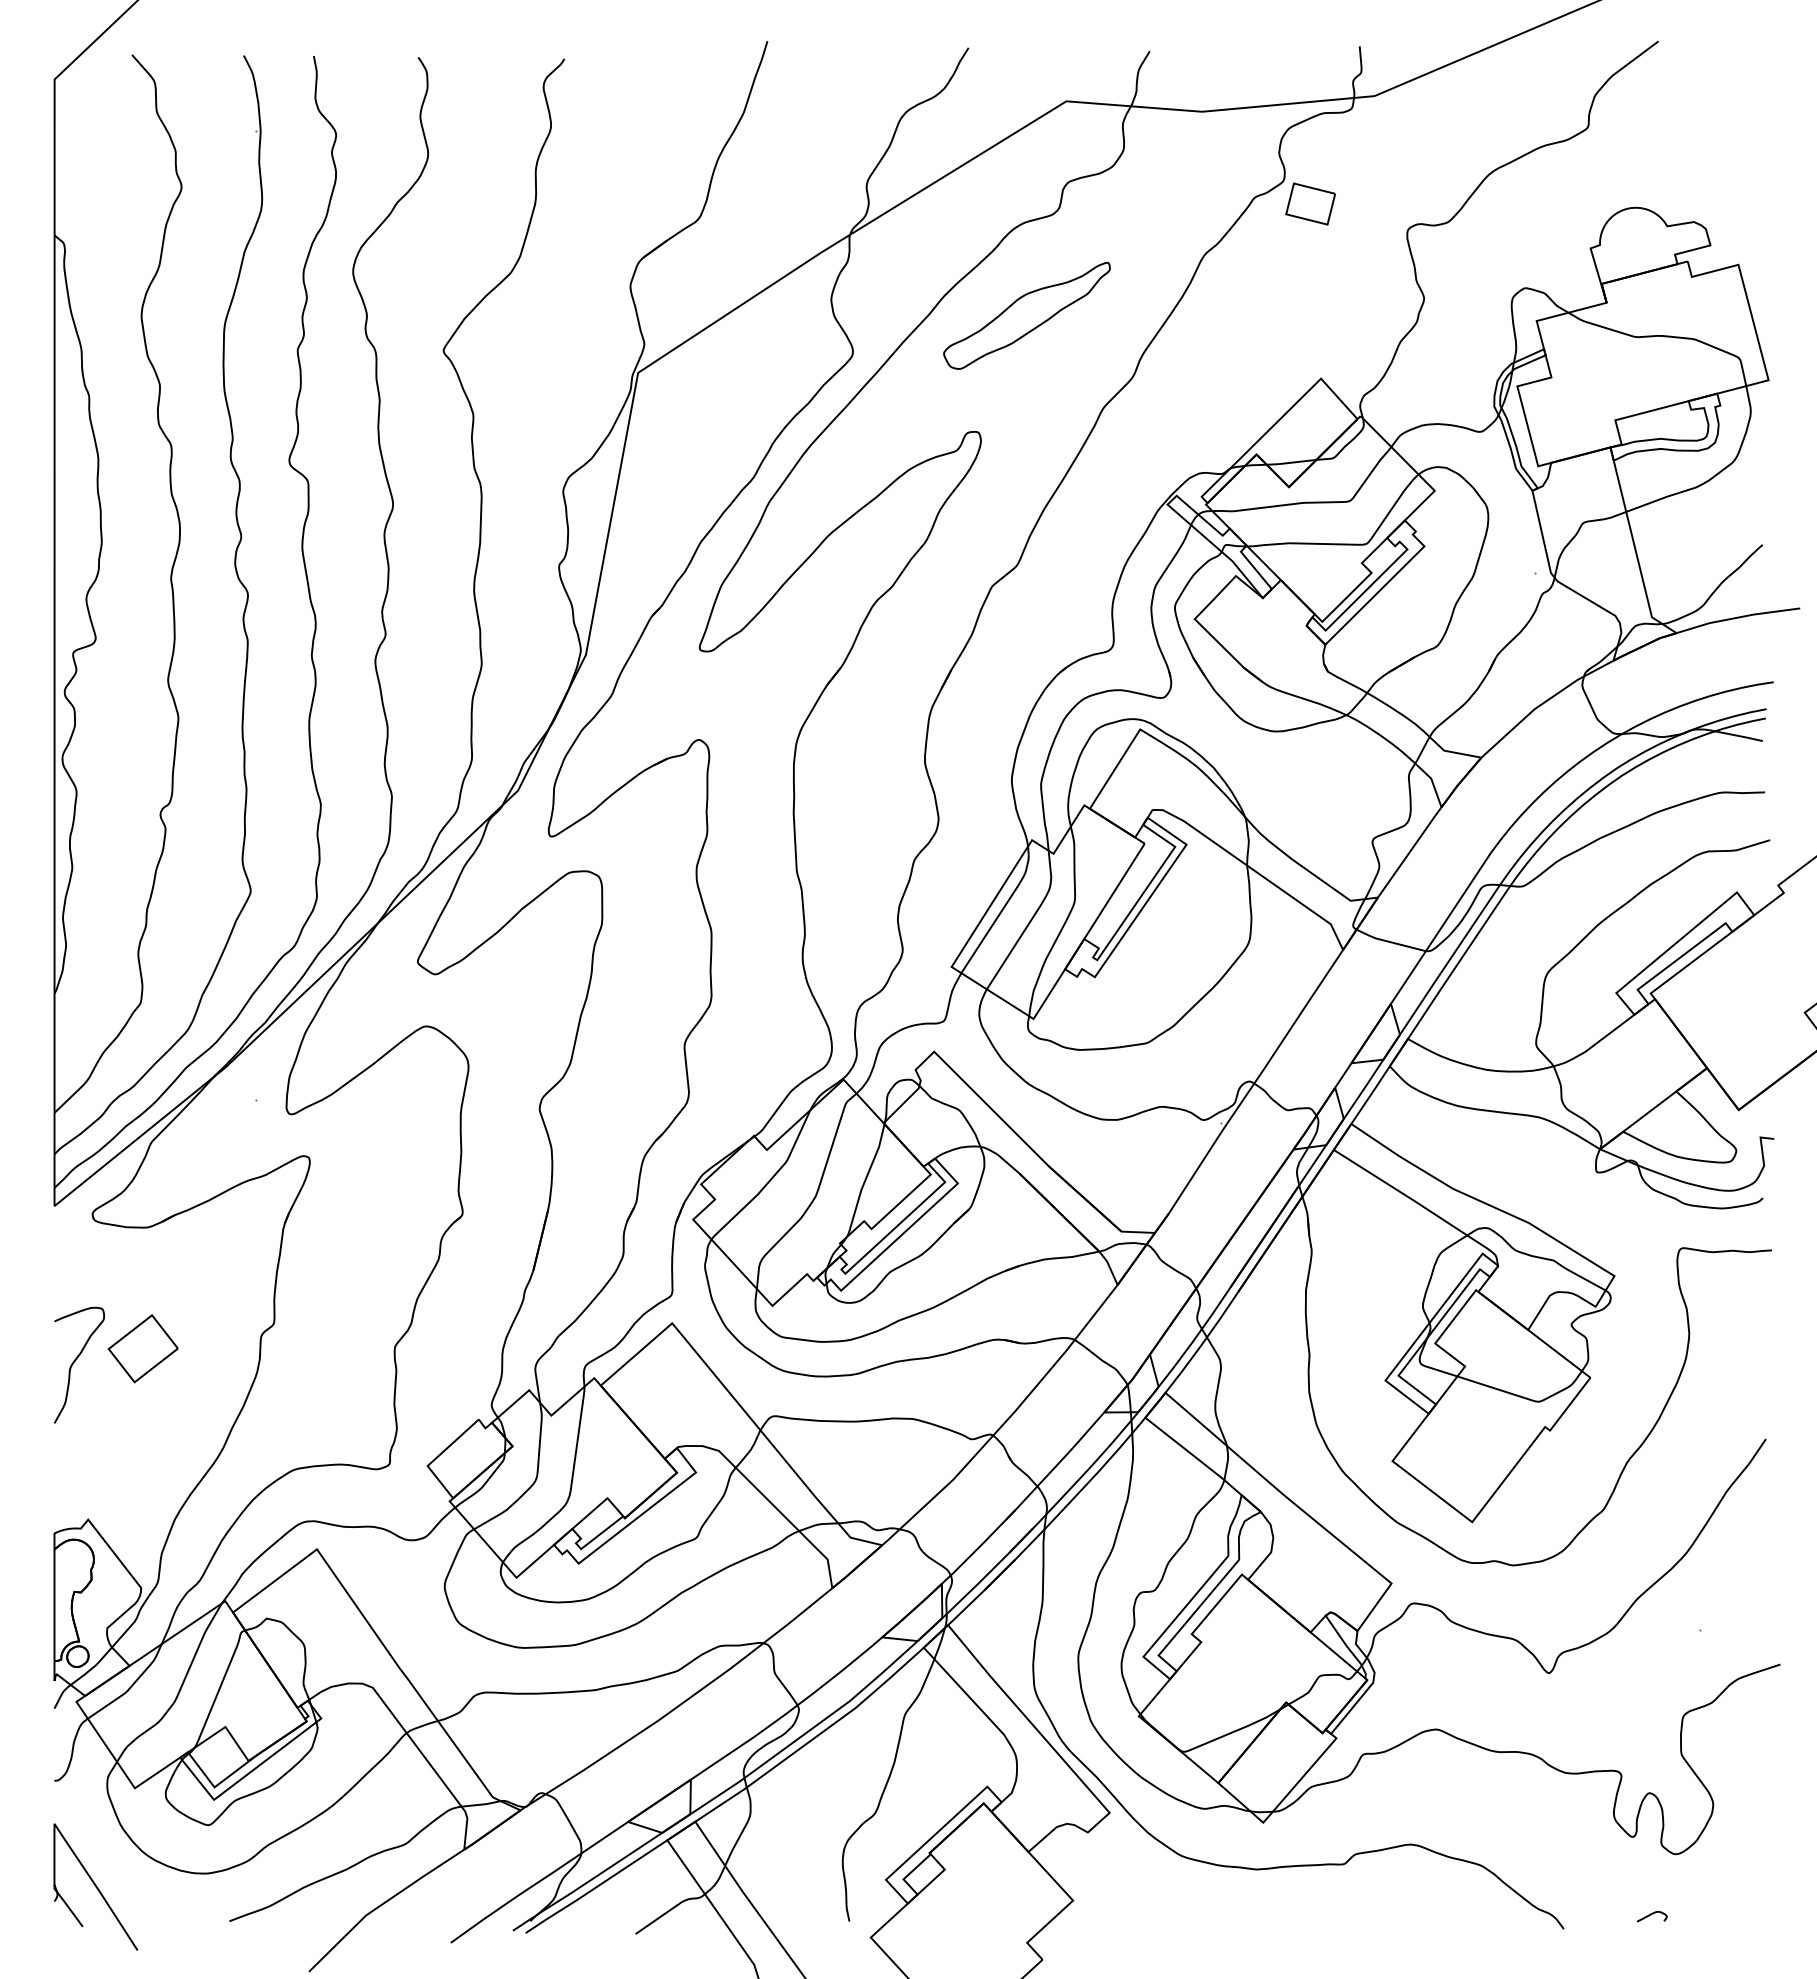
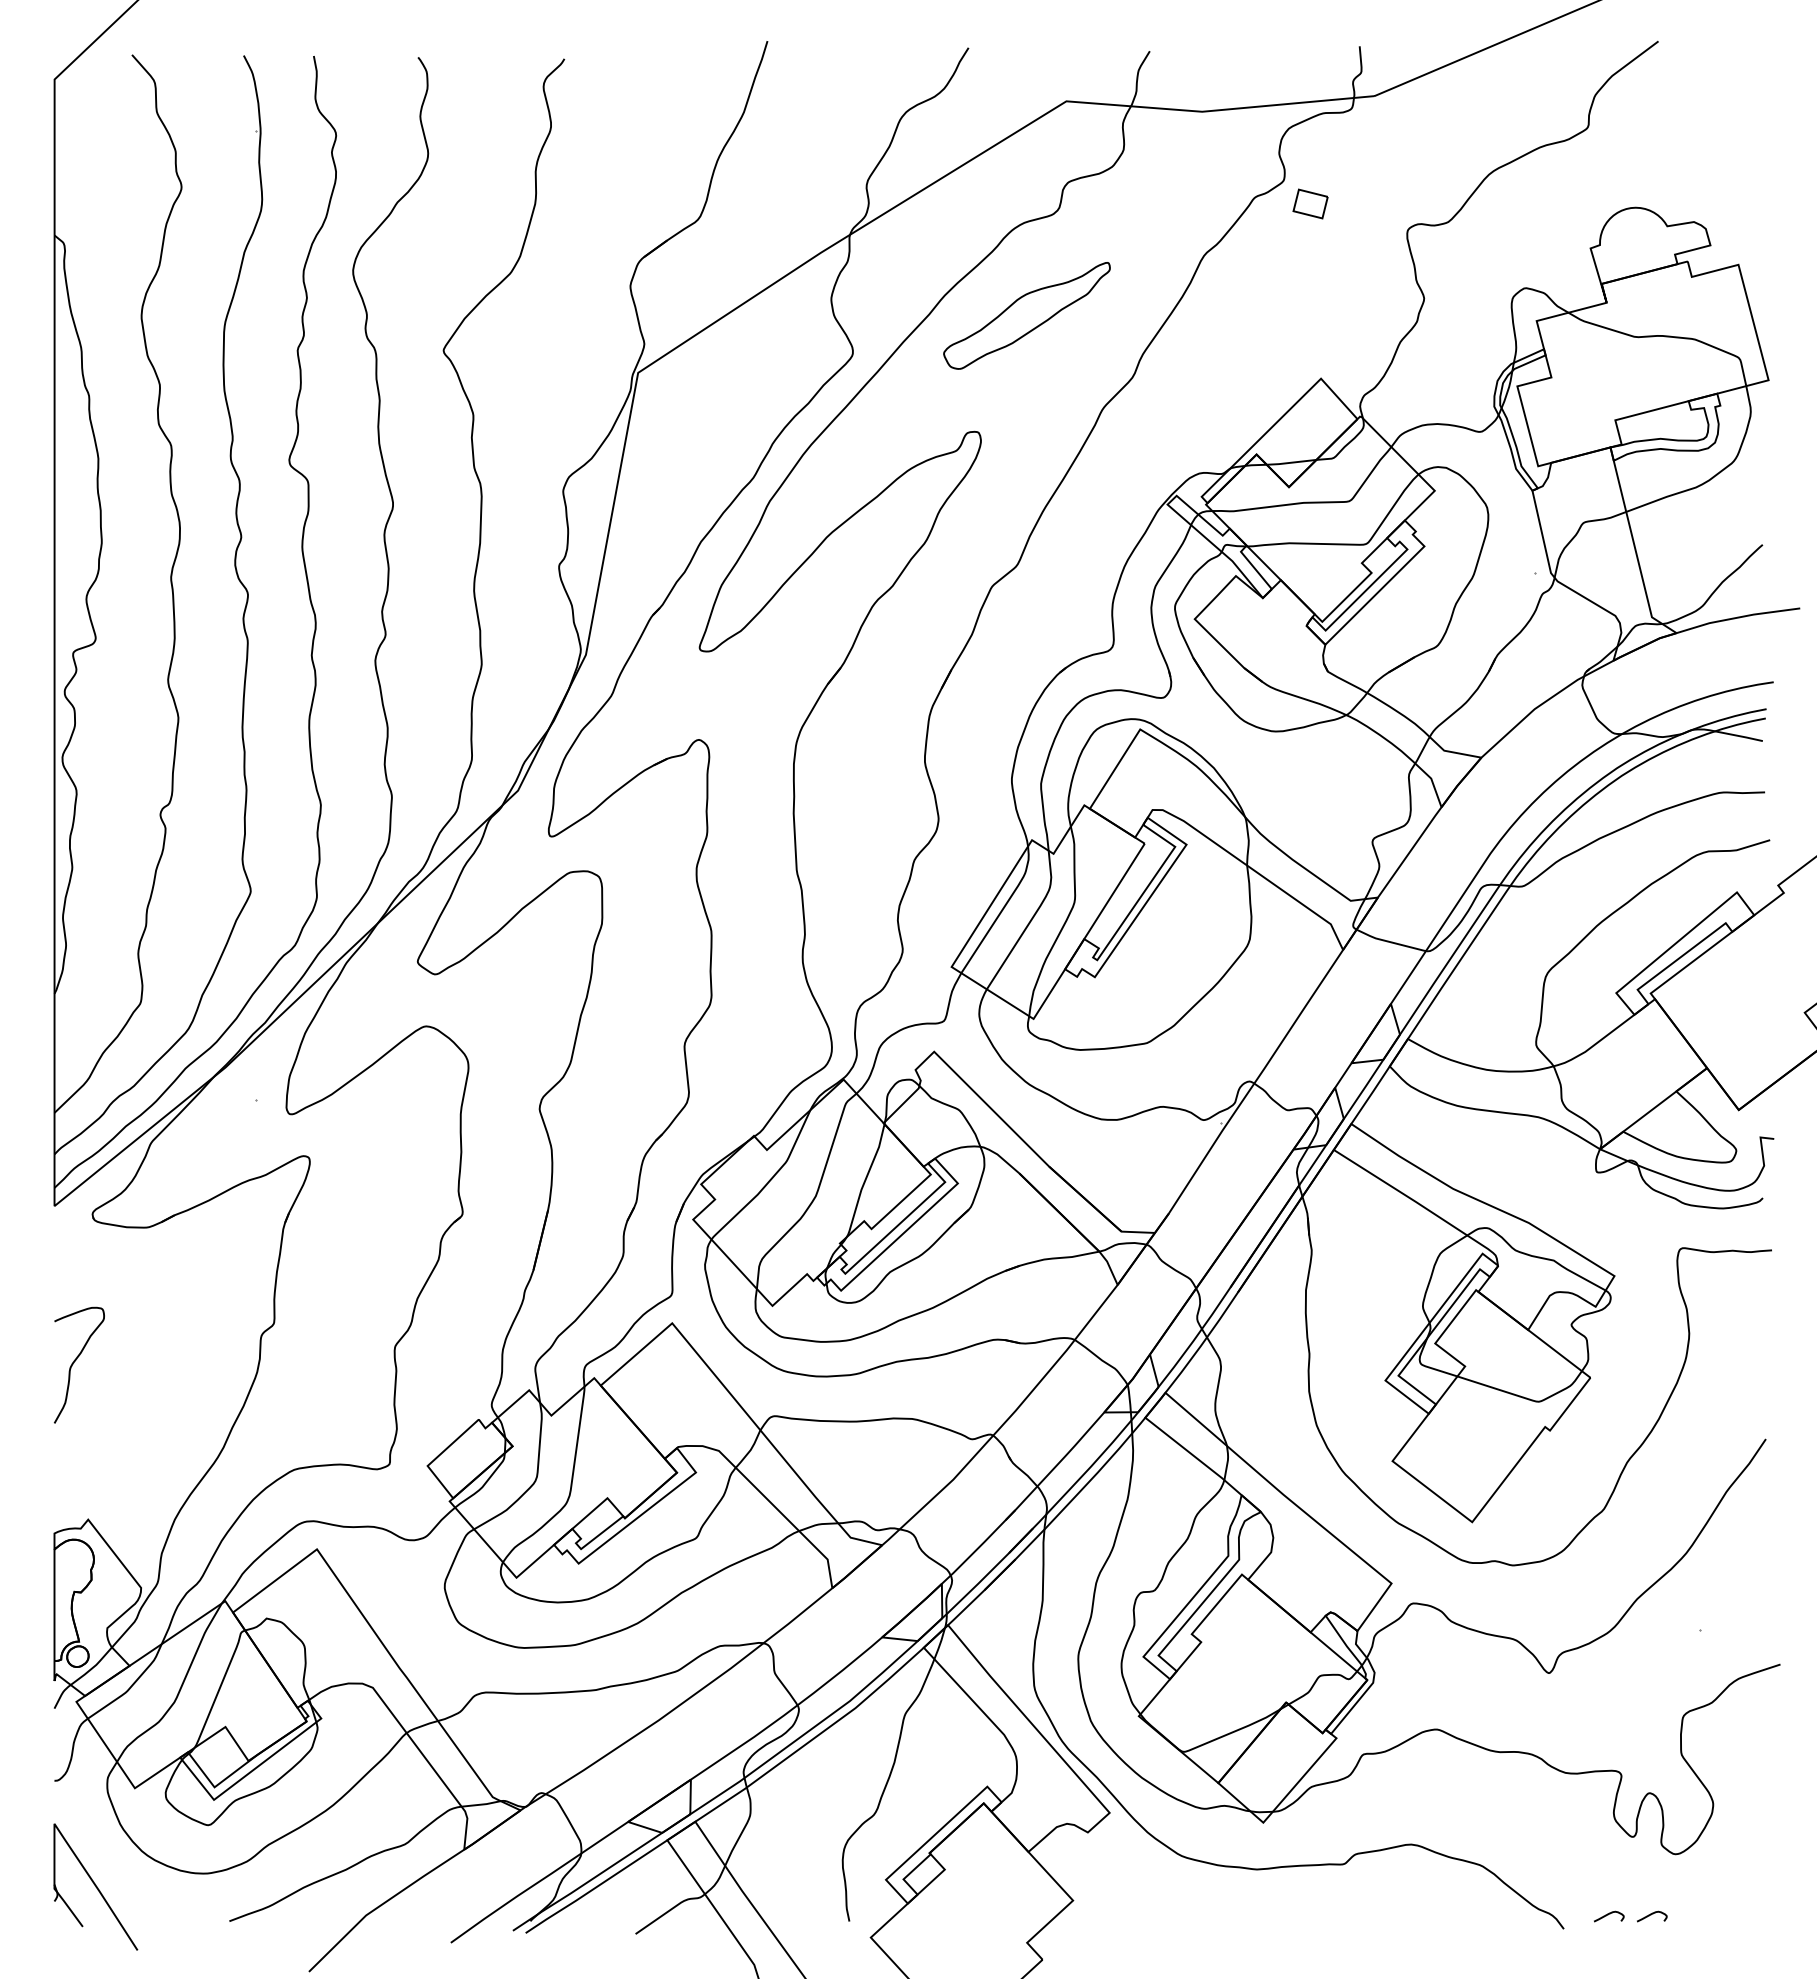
part size: 51x44 px -> 37x32 px (1310, 203)
part: present -> none (142, 1348)
curve: none -> present (1608, 1915)
